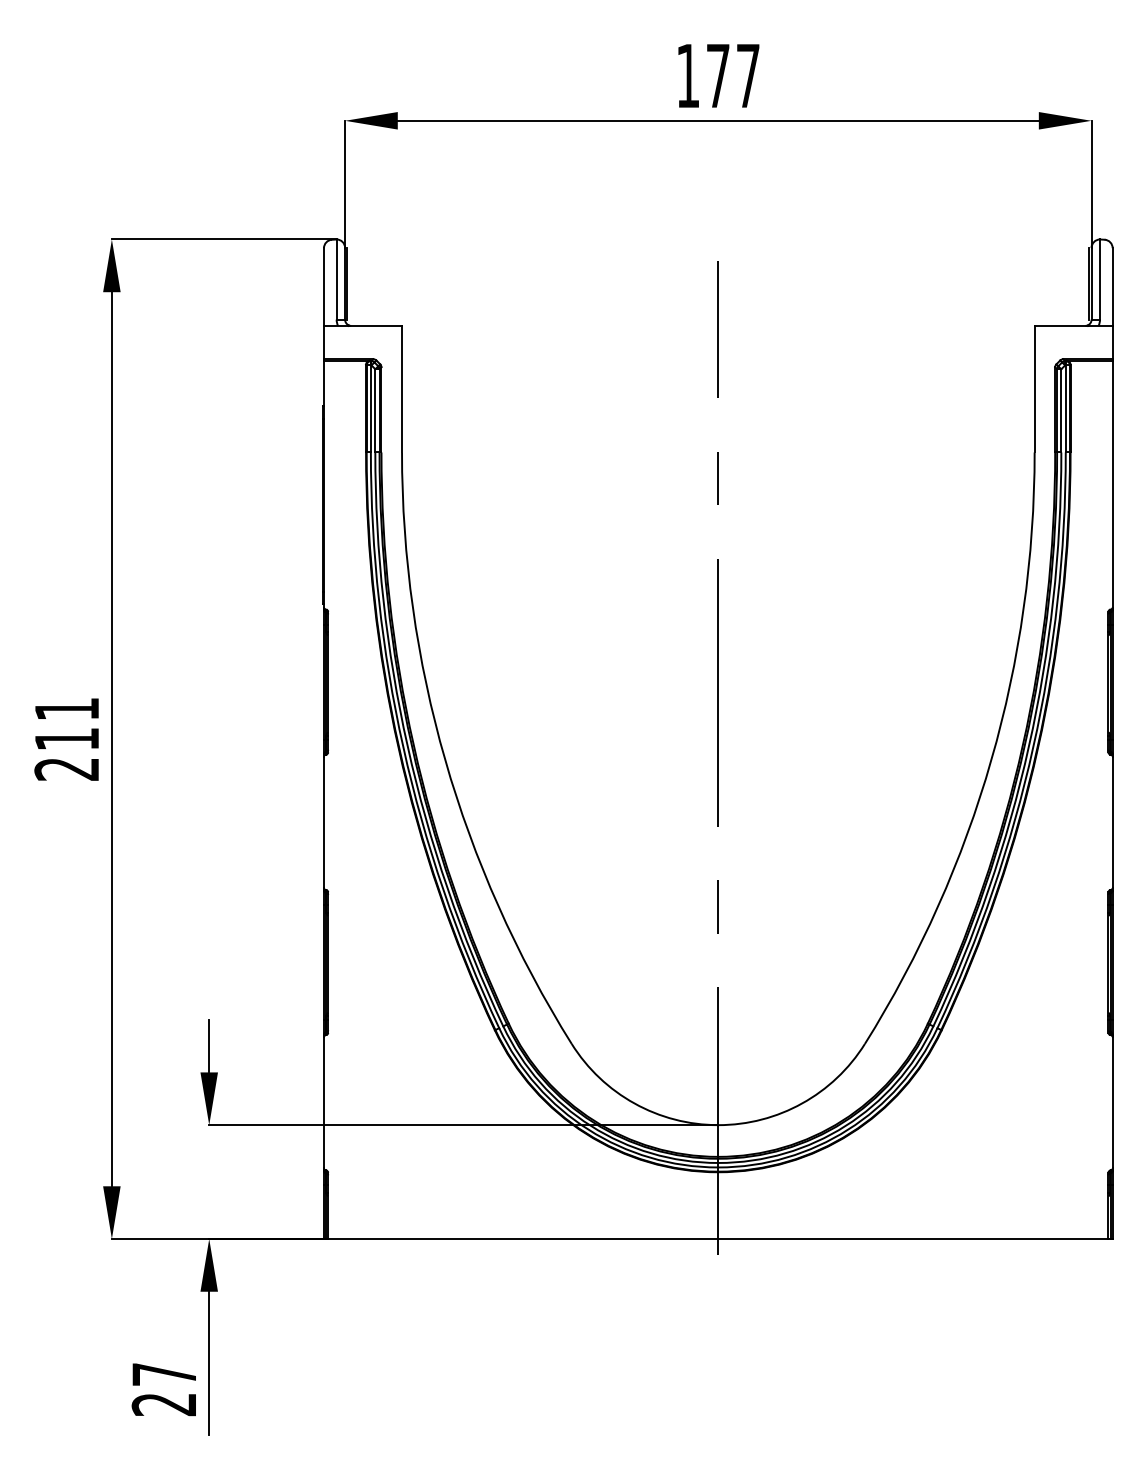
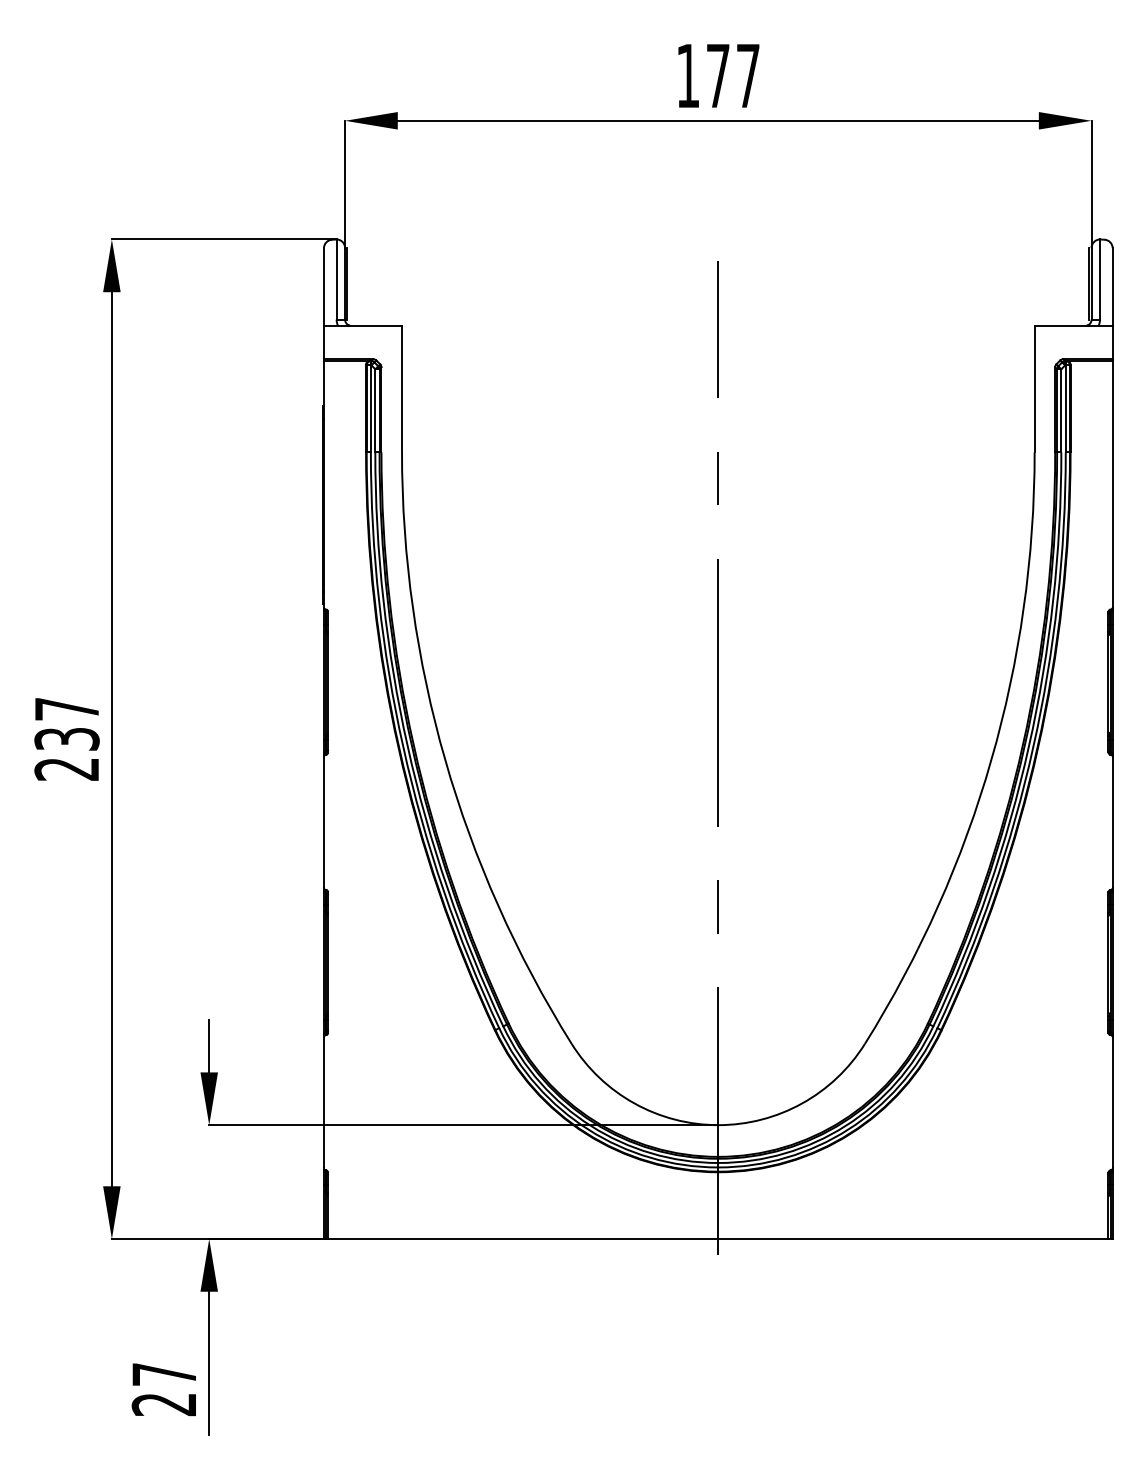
text: 211 -> 237 (66, 724)
